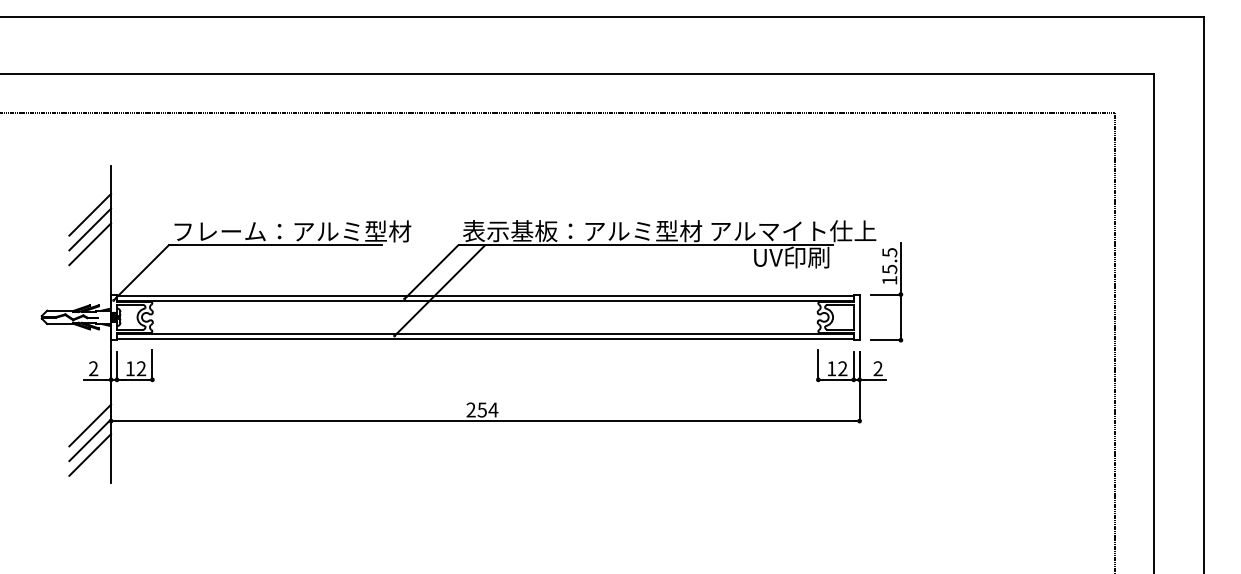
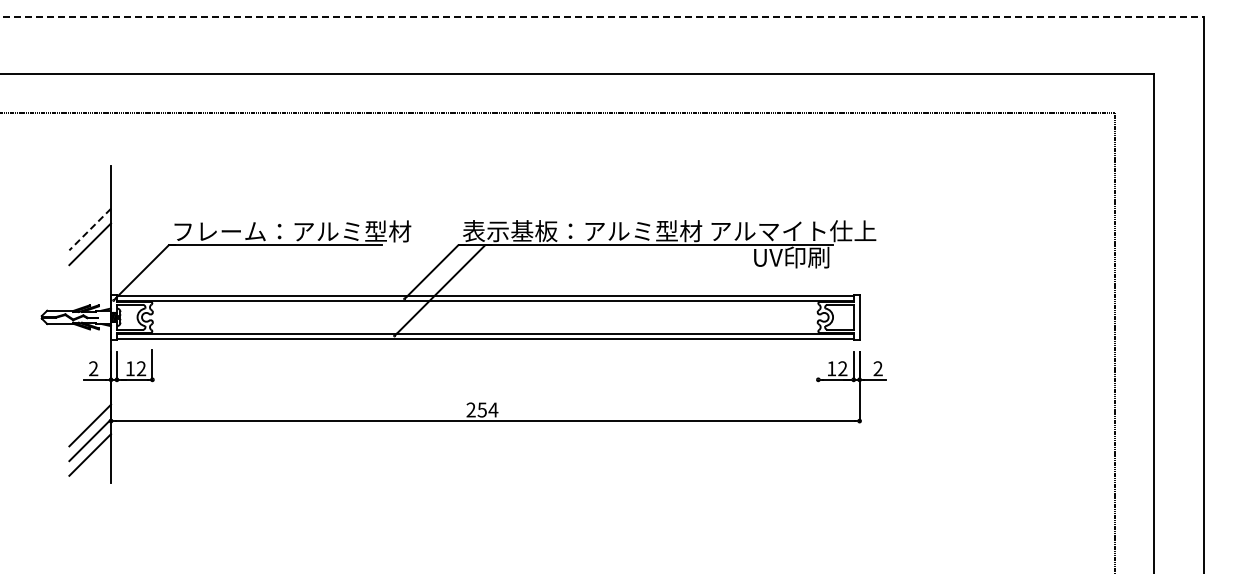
line: solid -> dashed (601, 17)
line: present -> none (90, 214)
line: solid -> dashed (89, 229)
part: present -> none (886, 292)
line: present -> none (818, 364)
